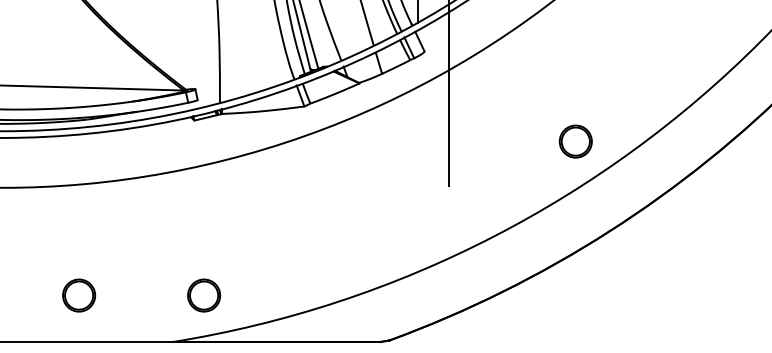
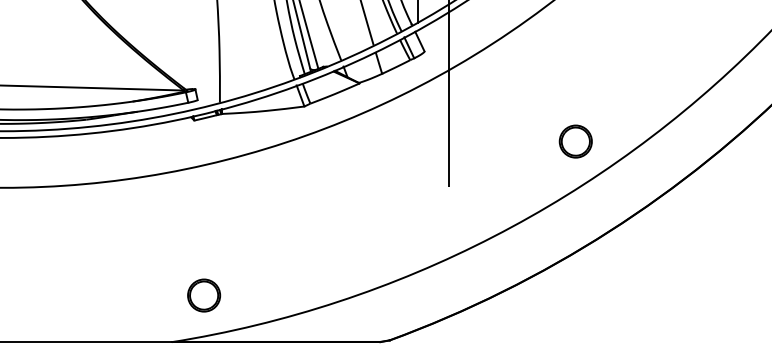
part: present -> none (79, 295)
